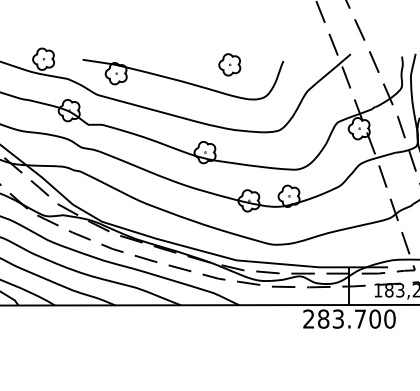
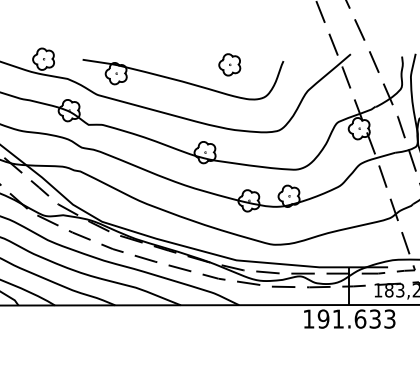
text: 283.700 -> 191.633 (349, 318)
